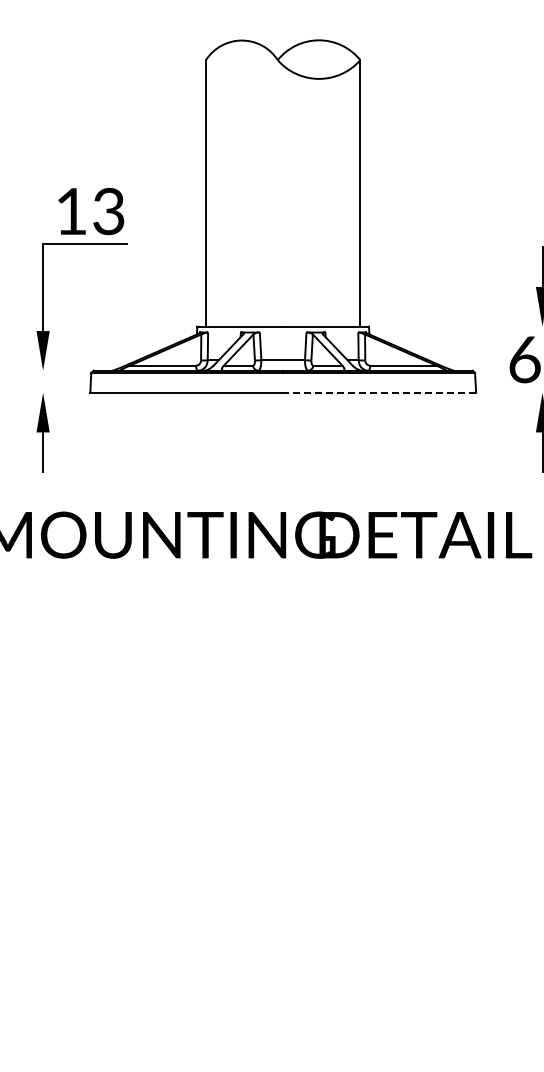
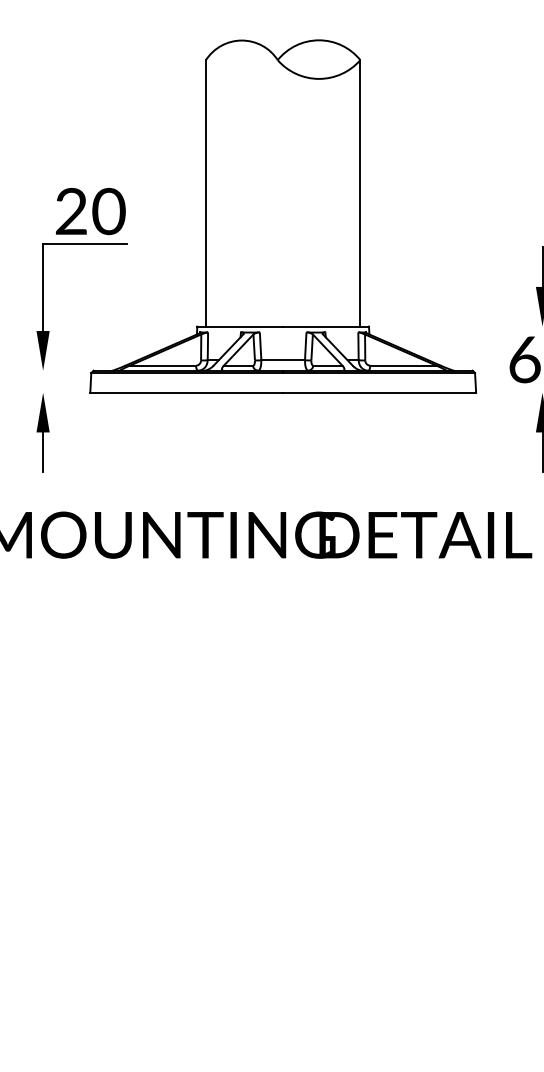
text: 13 -> 20 (90, 211)
line: dashed -> solid (379, 392)
